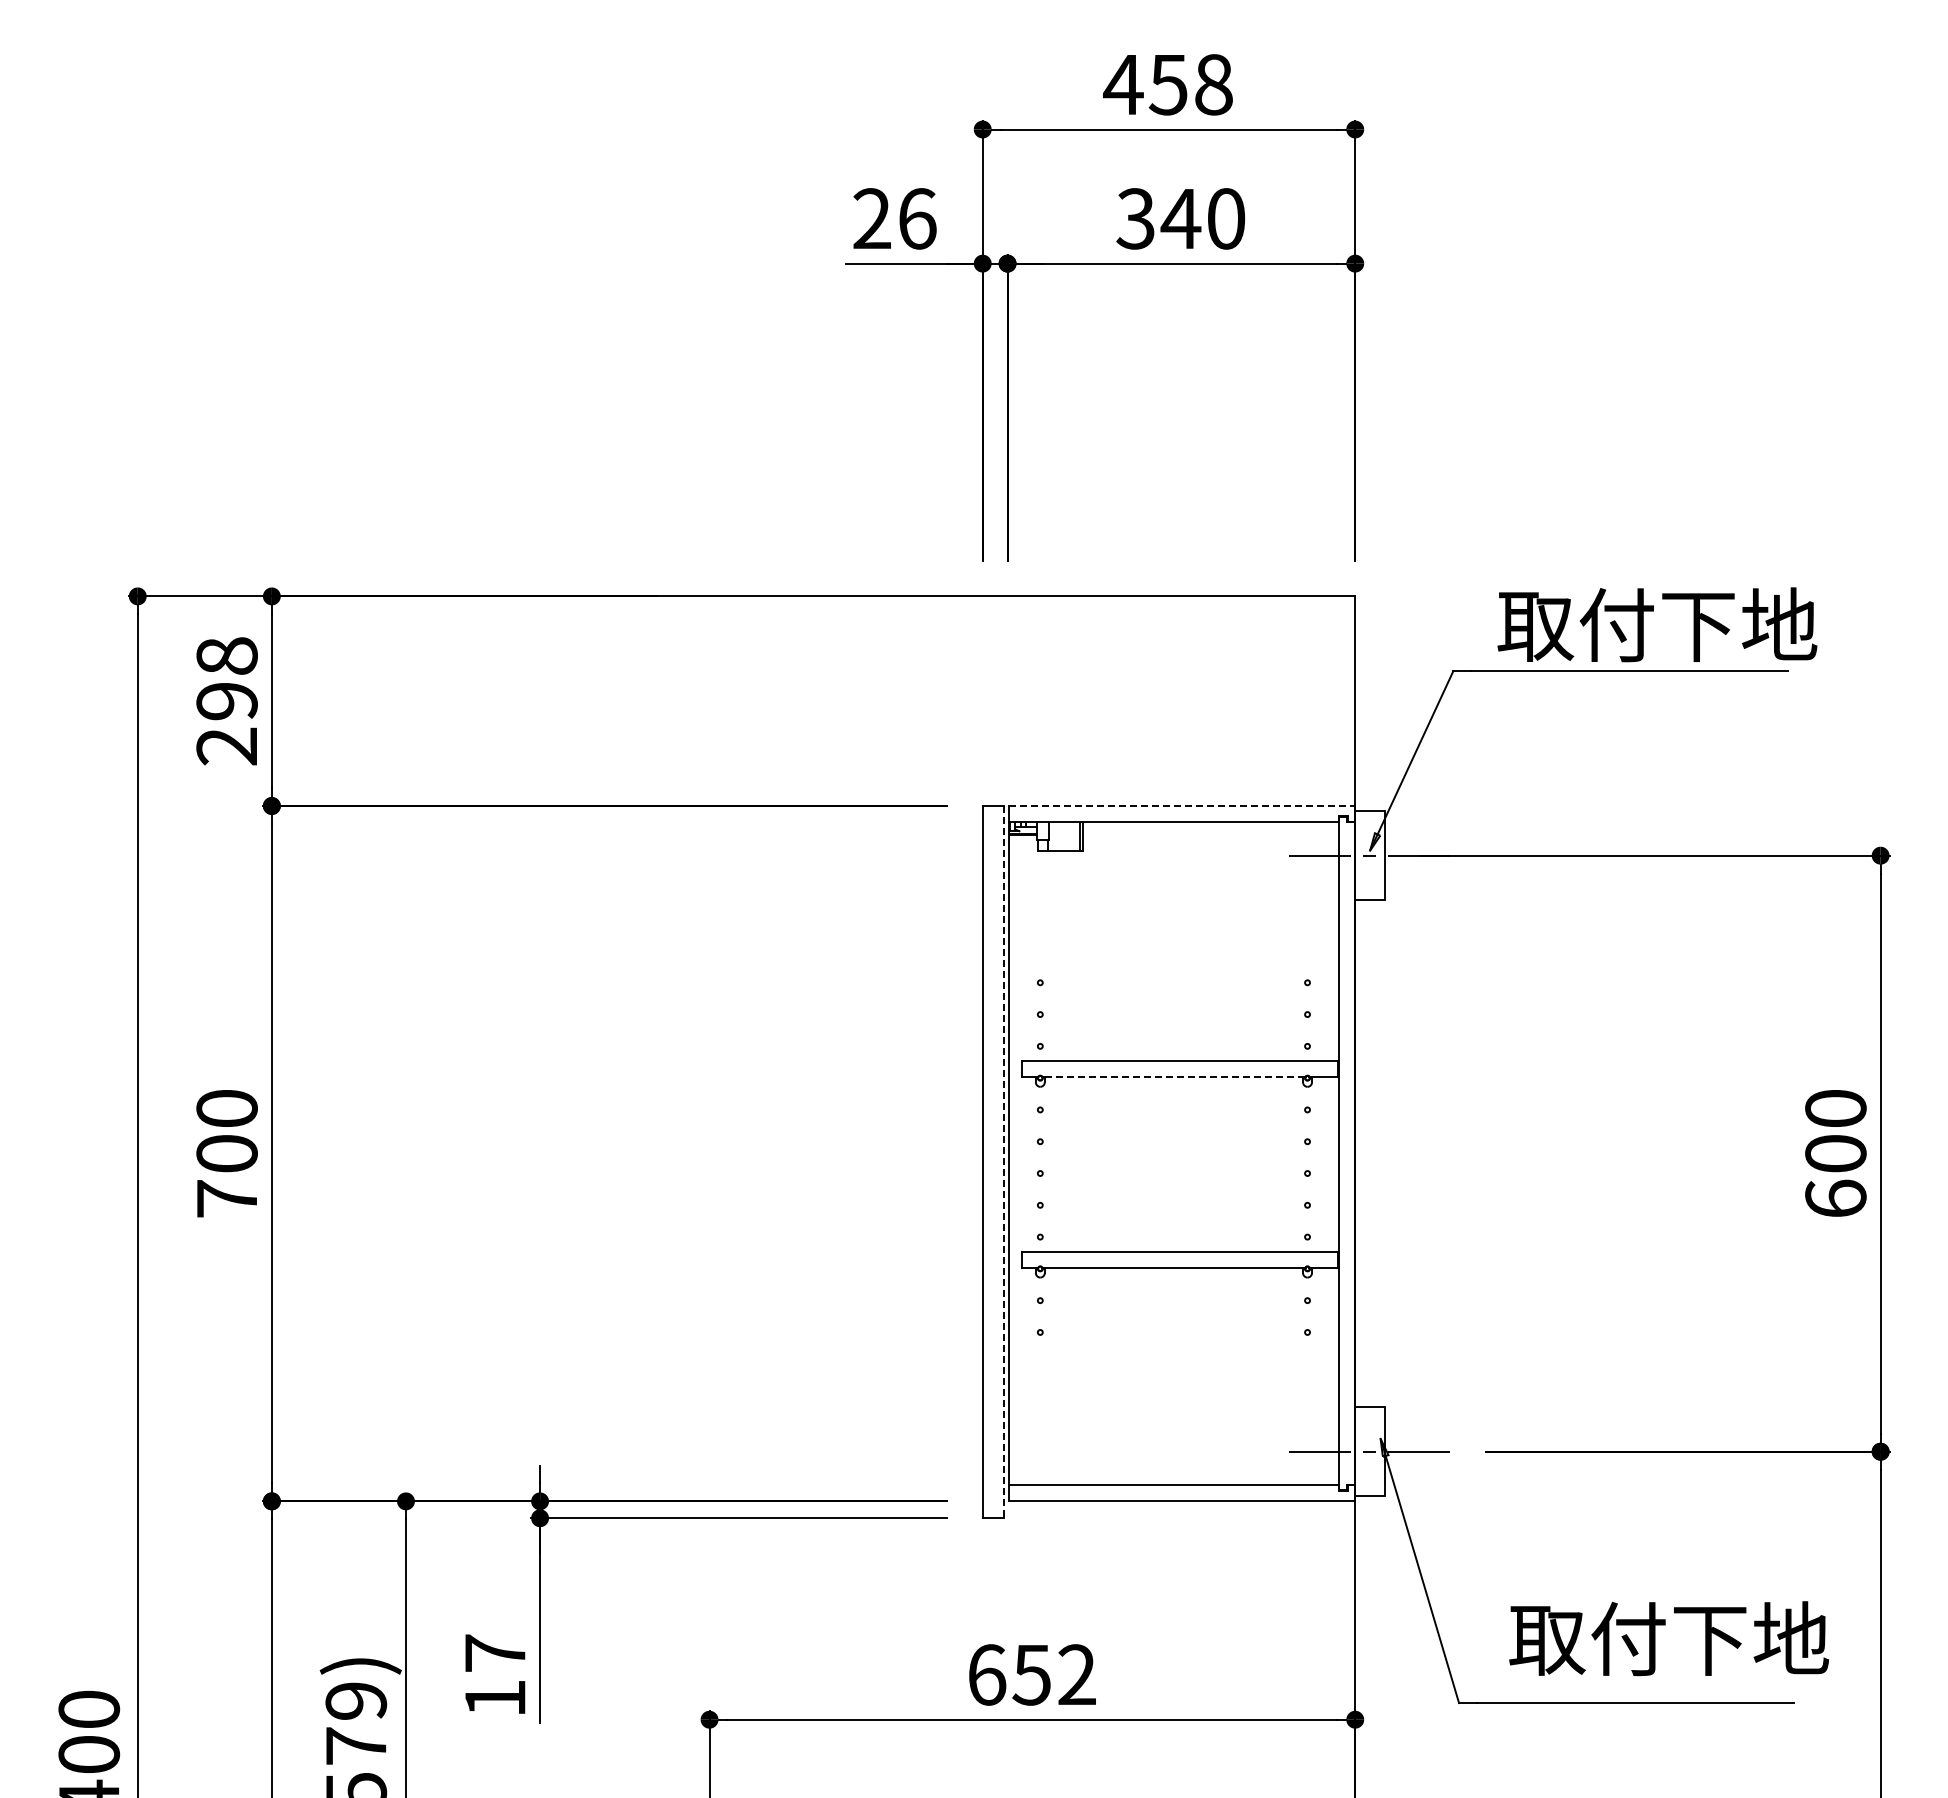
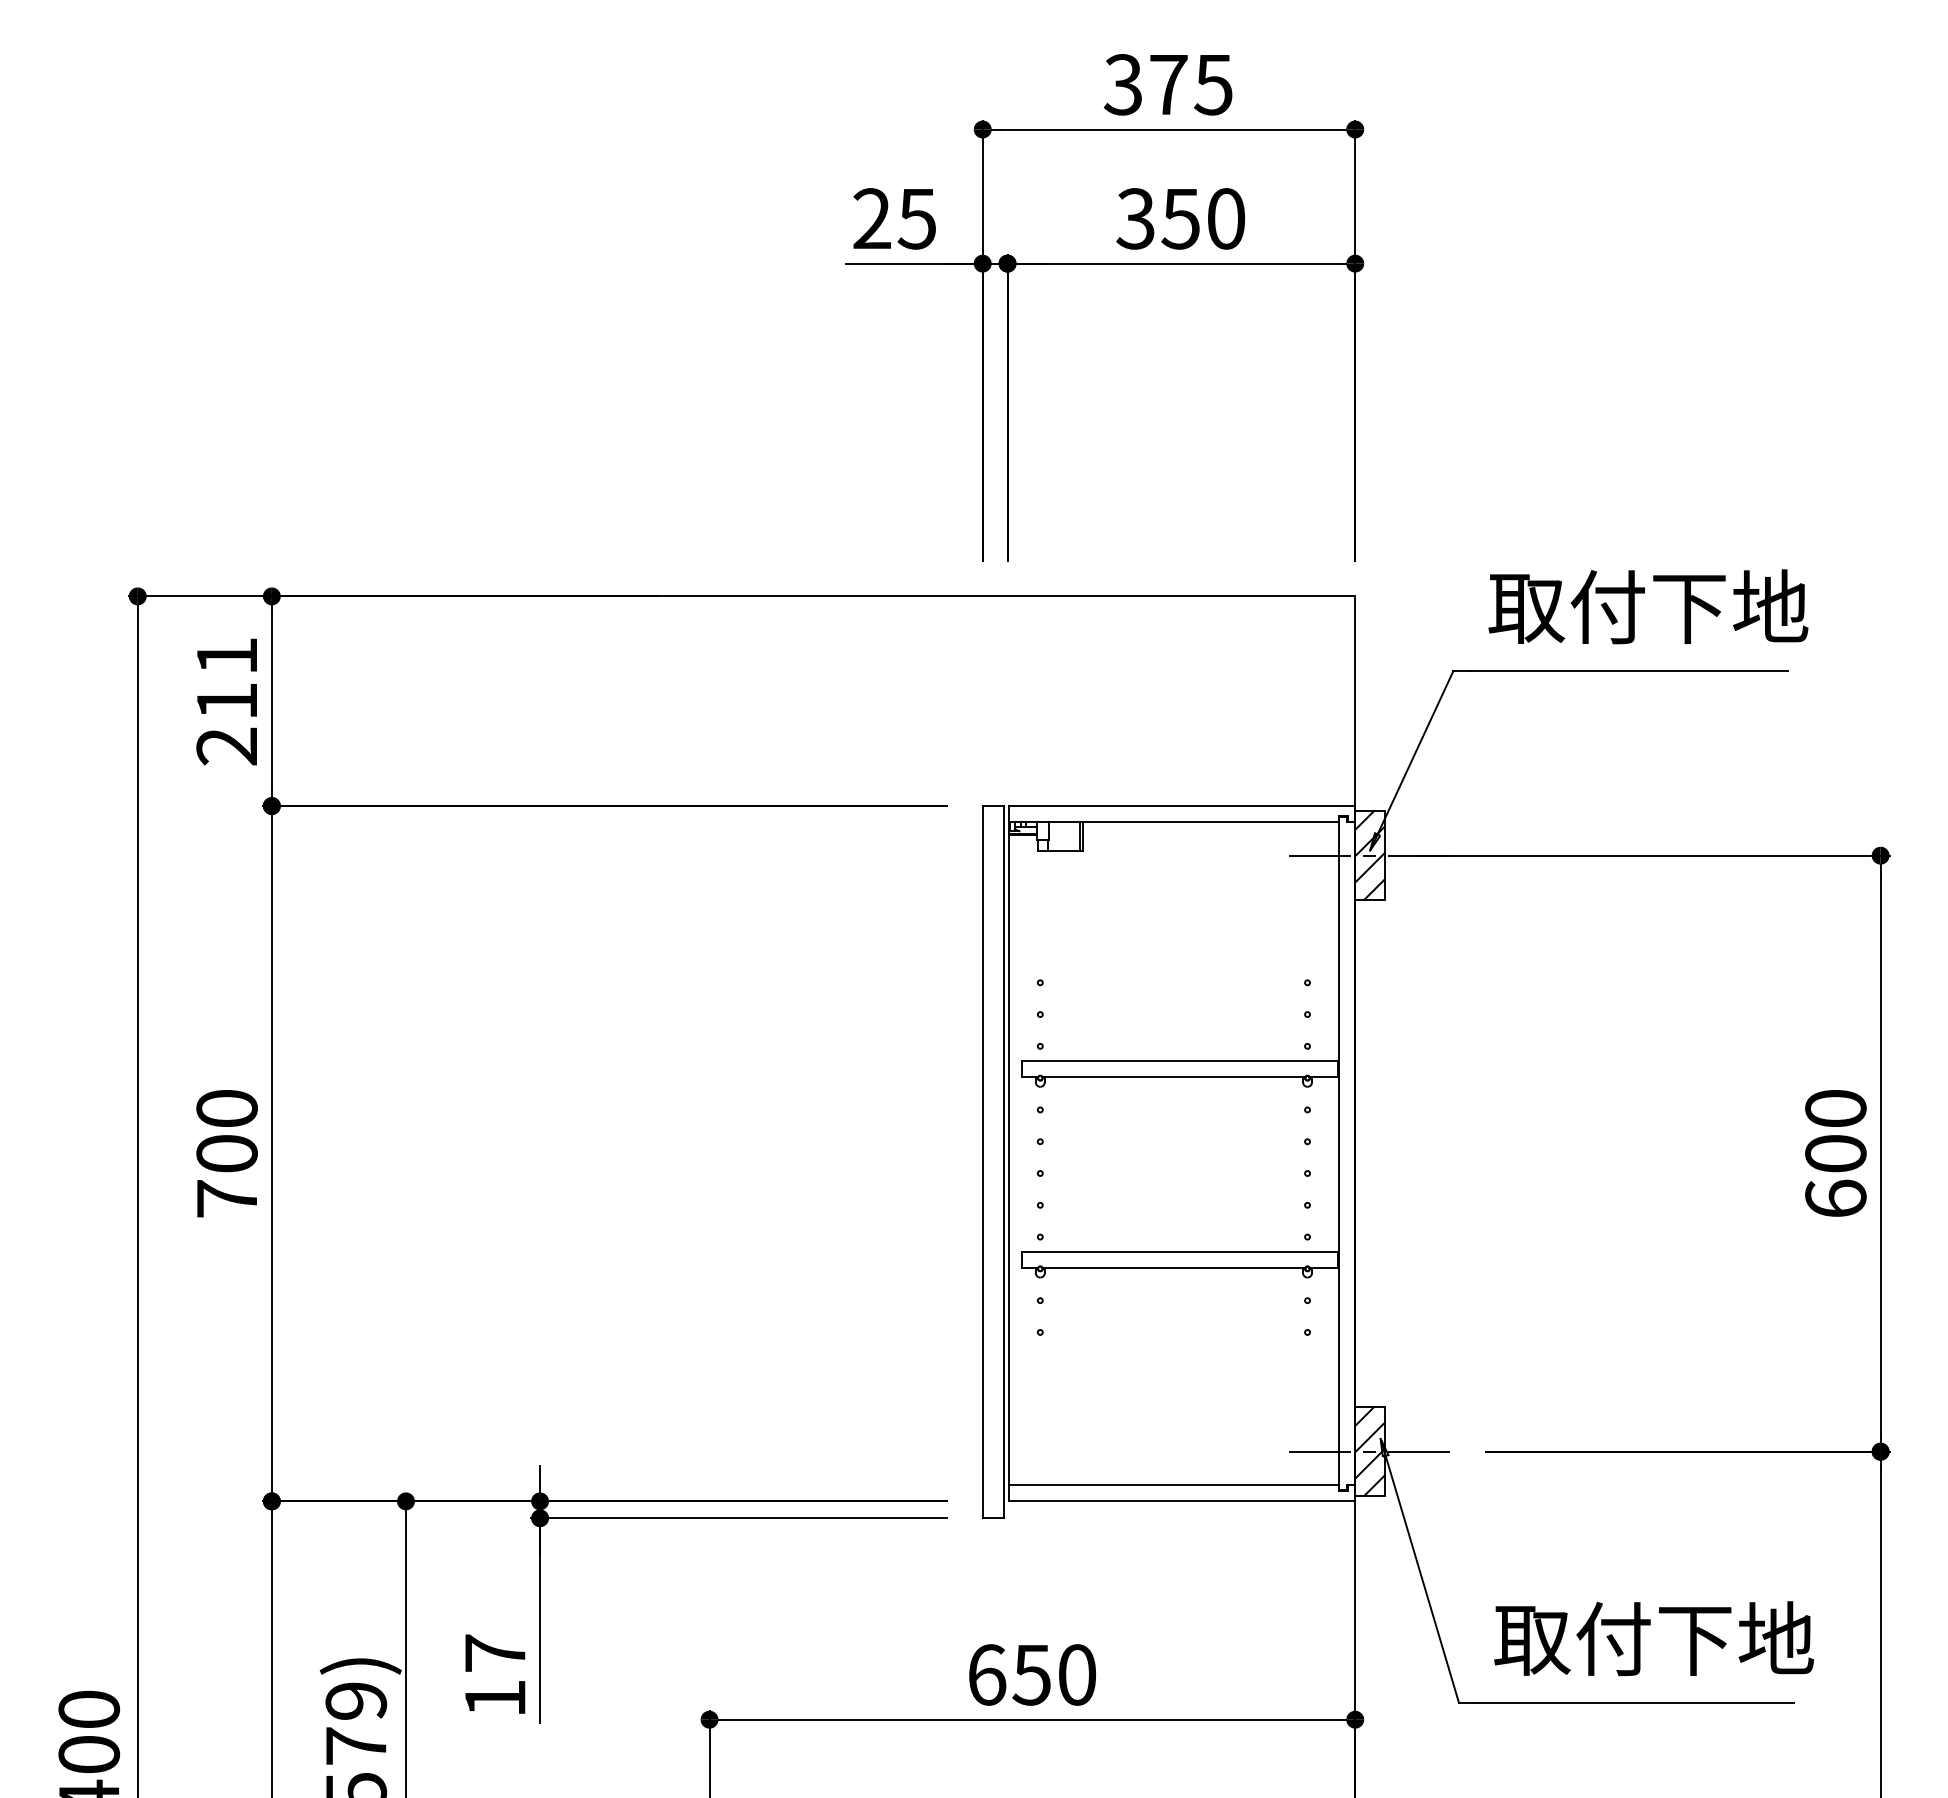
text: 458 -> 375 (1167, 84)
text: 26 -> 25 (916, 218)
text: 340 -> 350 (1180, 219)
text position: (1657, 624) -> (1648, 606) (1648, 606)
text: 298 -> 211 (226, 678)
line: dashed -> solid (1182, 805)
hatch: none -> present (1370, 855)
line: dashed -> solid (1174, 1076)
line: dashed -> solid (1003, 1162)
hatch: none -> present (1370, 1451)
text position: (1668, 1638) -> (1653, 1638) (1653, 1638)
text: 652 -> 650 (1077, 1674)
